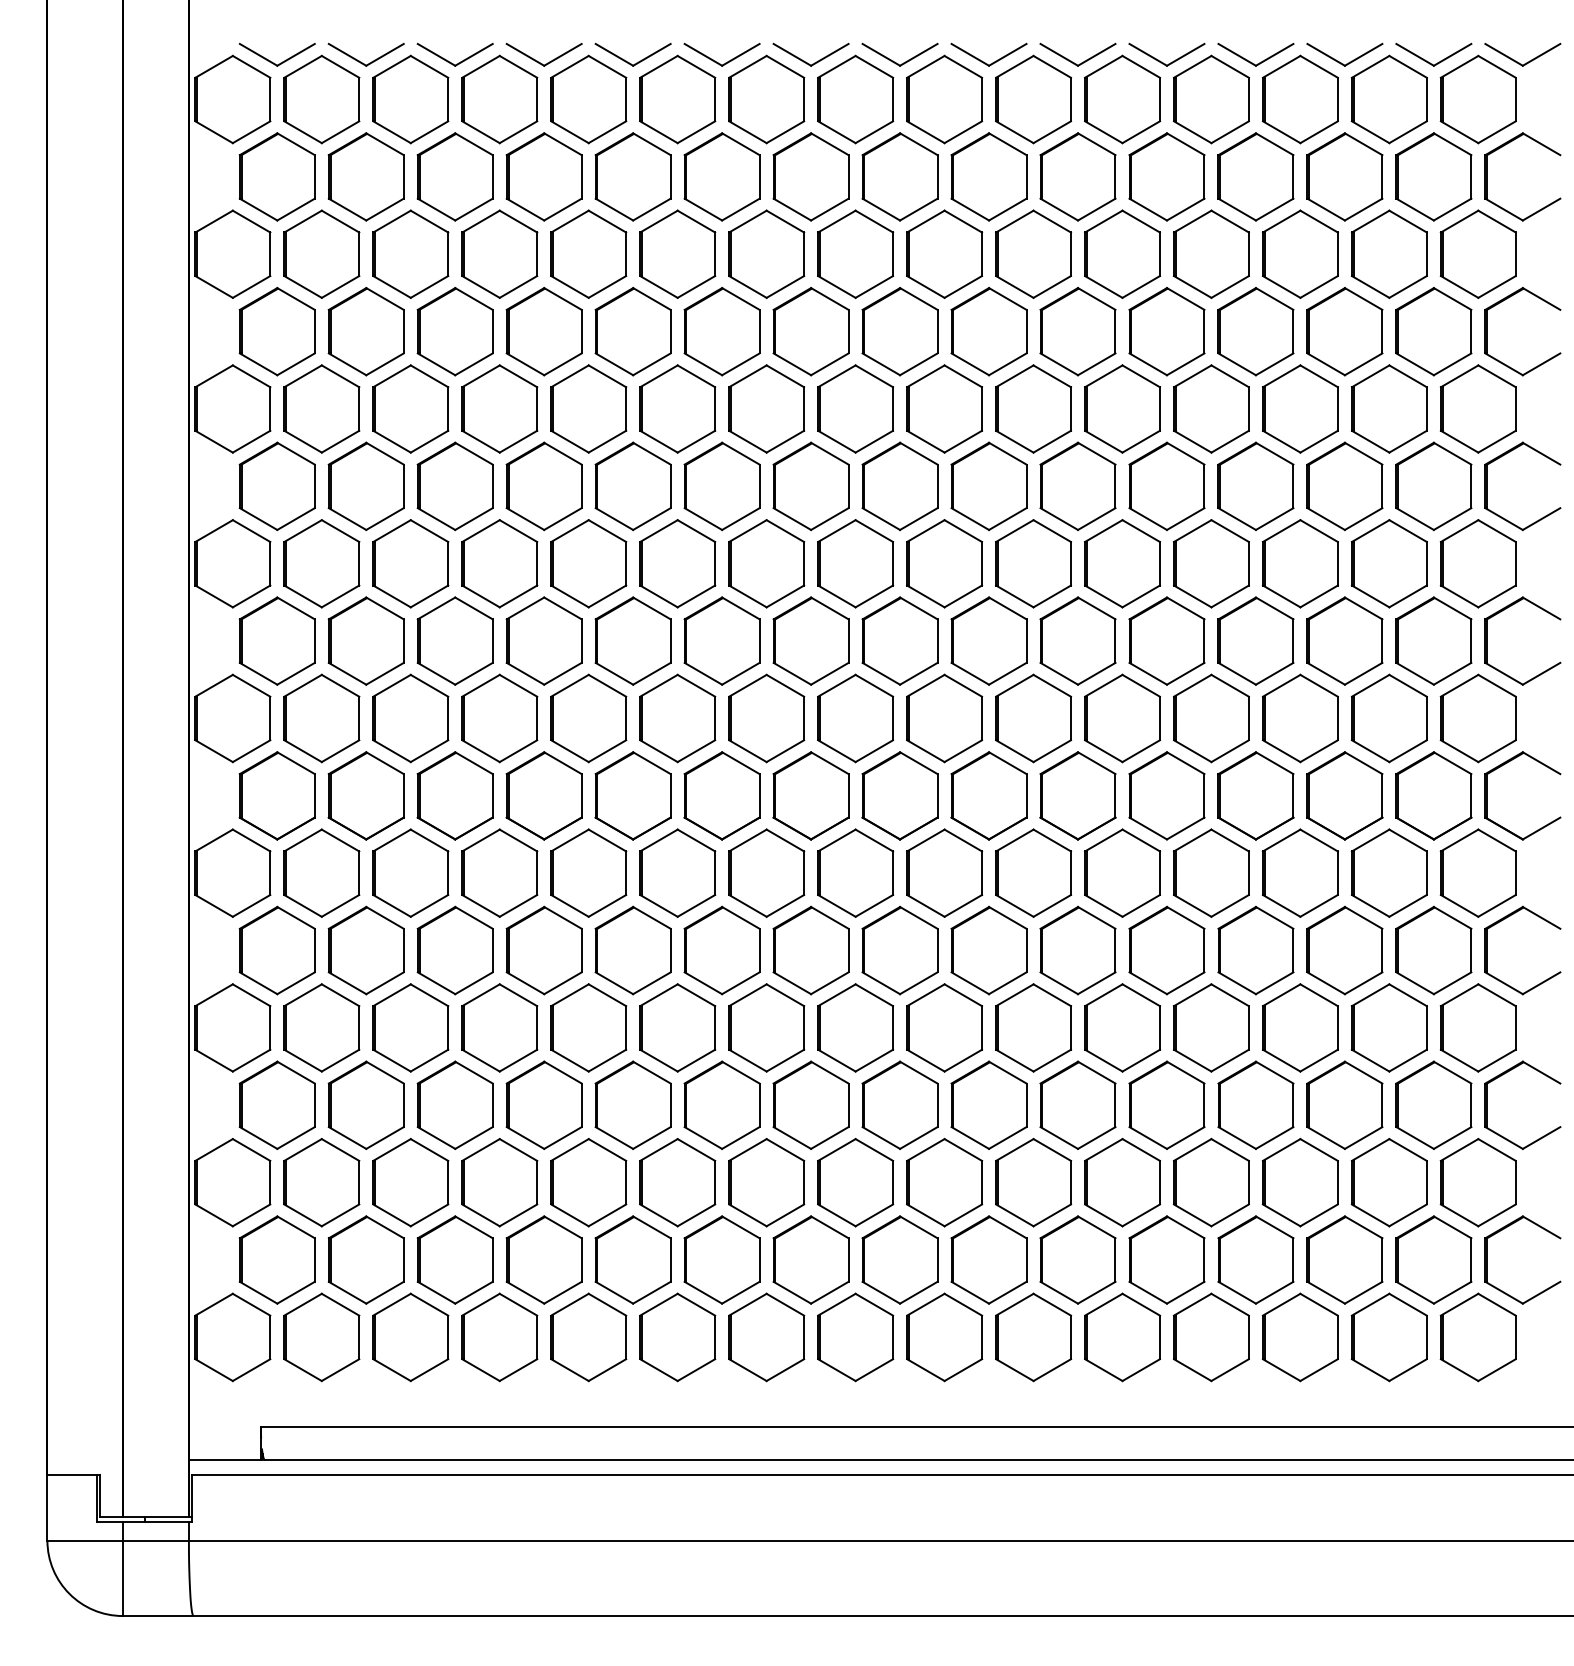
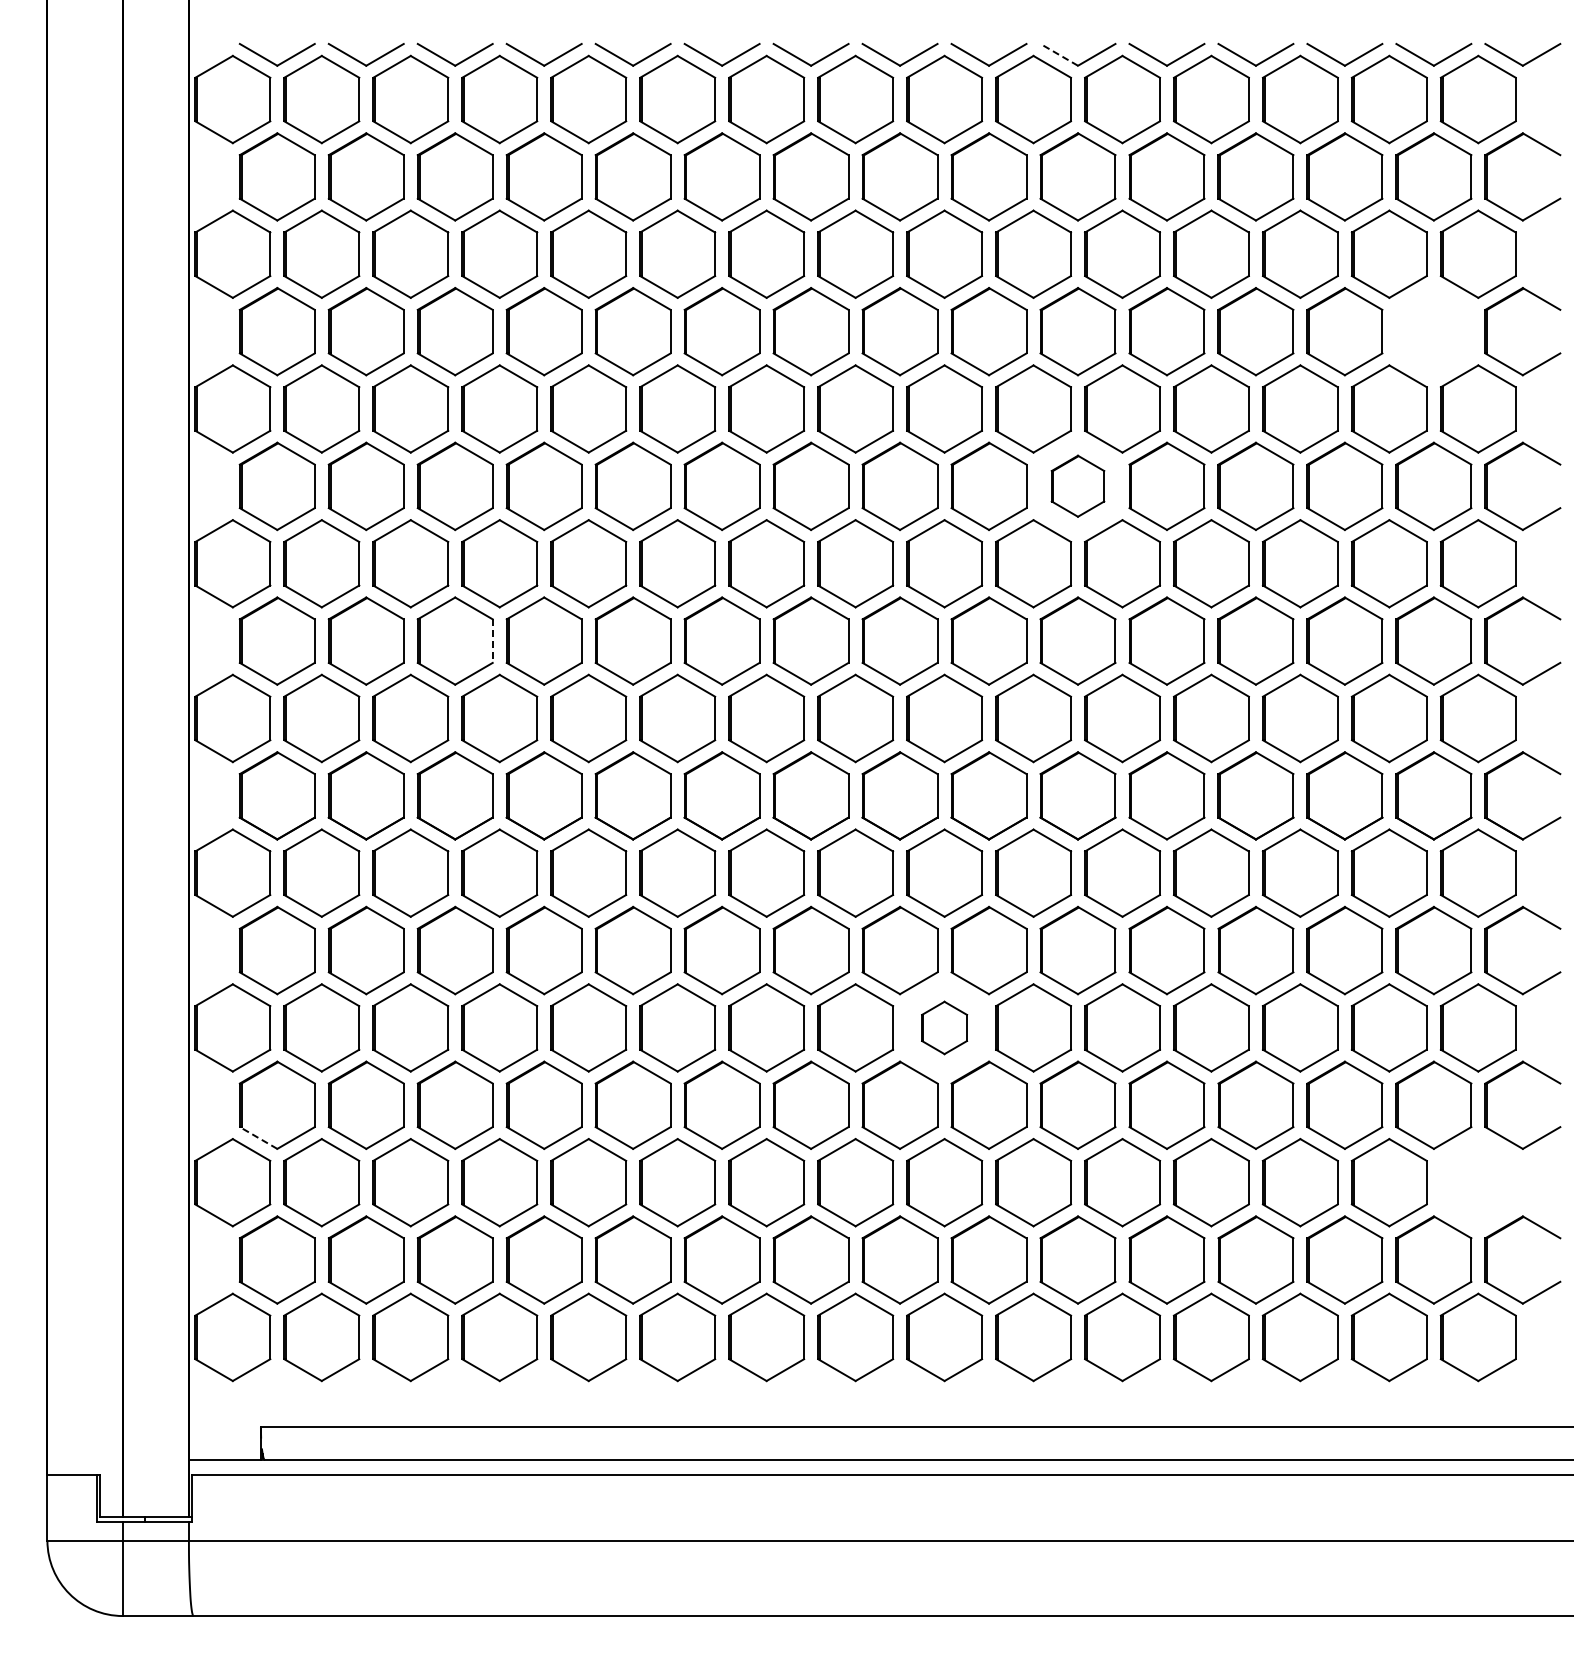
line: solid -> dashed (1059, 54)
part: present -> none (1433, 331)
part size: 78x90 px -> 56x64 px (1077, 485)
line: solid -> dashed (492, 641)
part size: 77x90 px -> 48x56 px (944, 1027)
line: solid -> dashed (258, 1138)
part: present -> none (1477, 1182)
